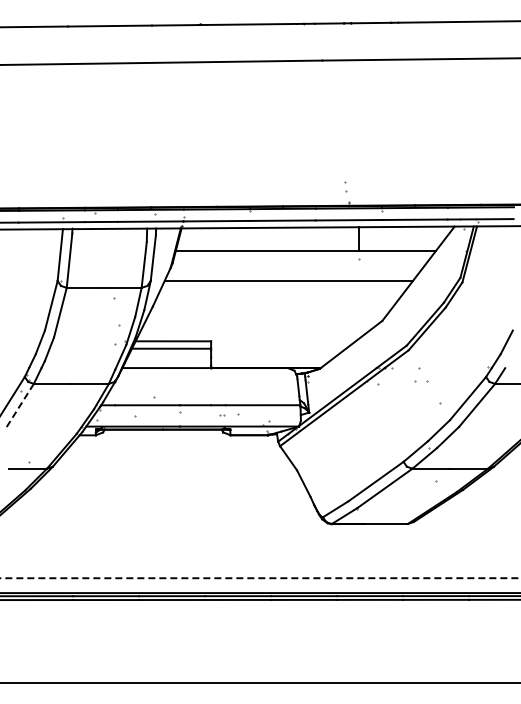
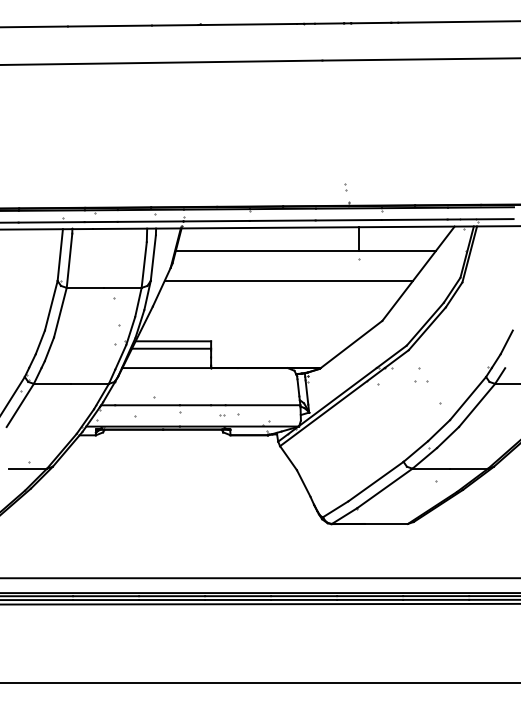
part size: 4x12 px -> 4x9 px (345, 187)
line: dashed -> solid (20, 405)
line: dashed -> solid (260, 578)
line: none -> present (259, 603)
